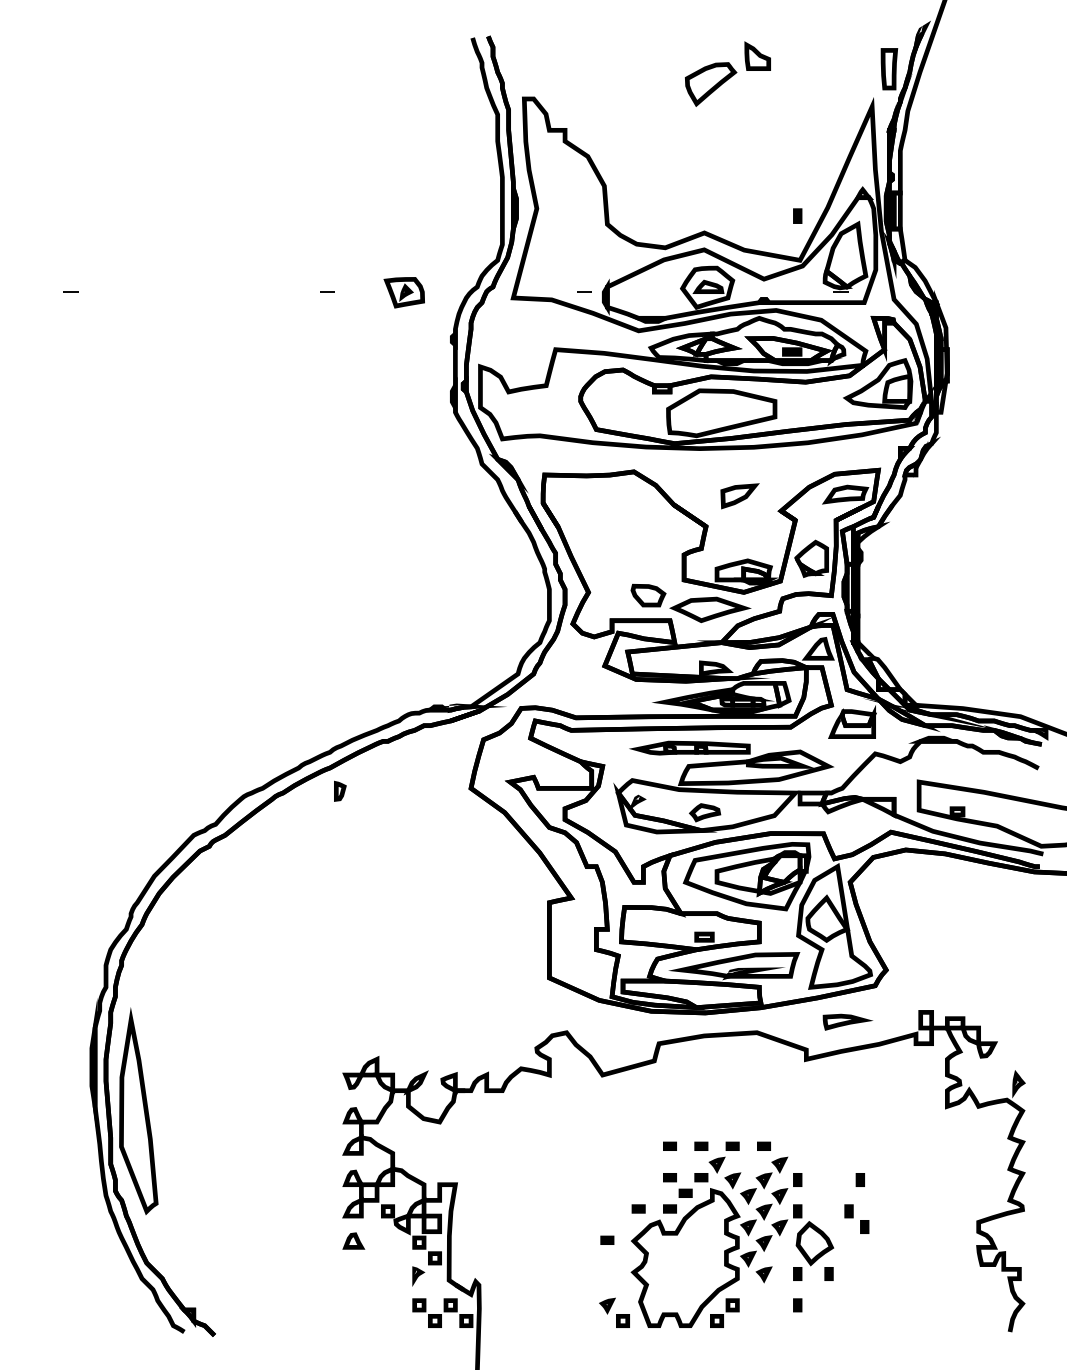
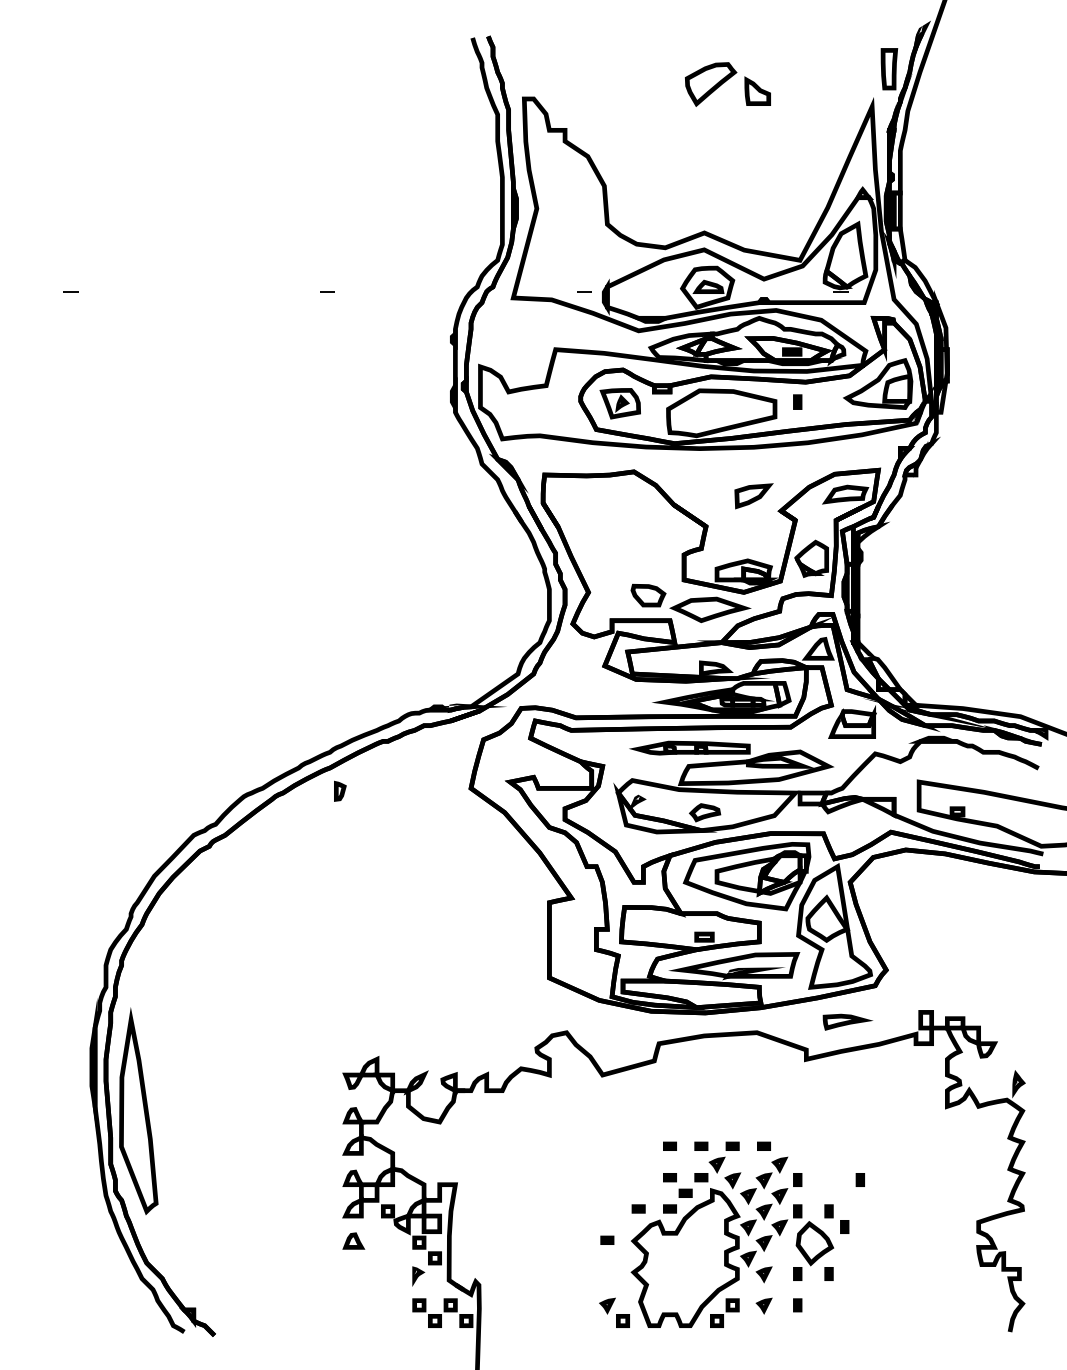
part position: (757, 55) -> (757, 90) (757, 90)
part position: (797, 215) -> (797, 401) (797, 401)
part position: (403, 292) -> (619, 403) (619, 403)
part position: (739, 496) -> (753, 496) (753, 496)
part position: (856, 1218) -> (836, 1218) (836, 1218)
part: none -> present (763, 1305)
